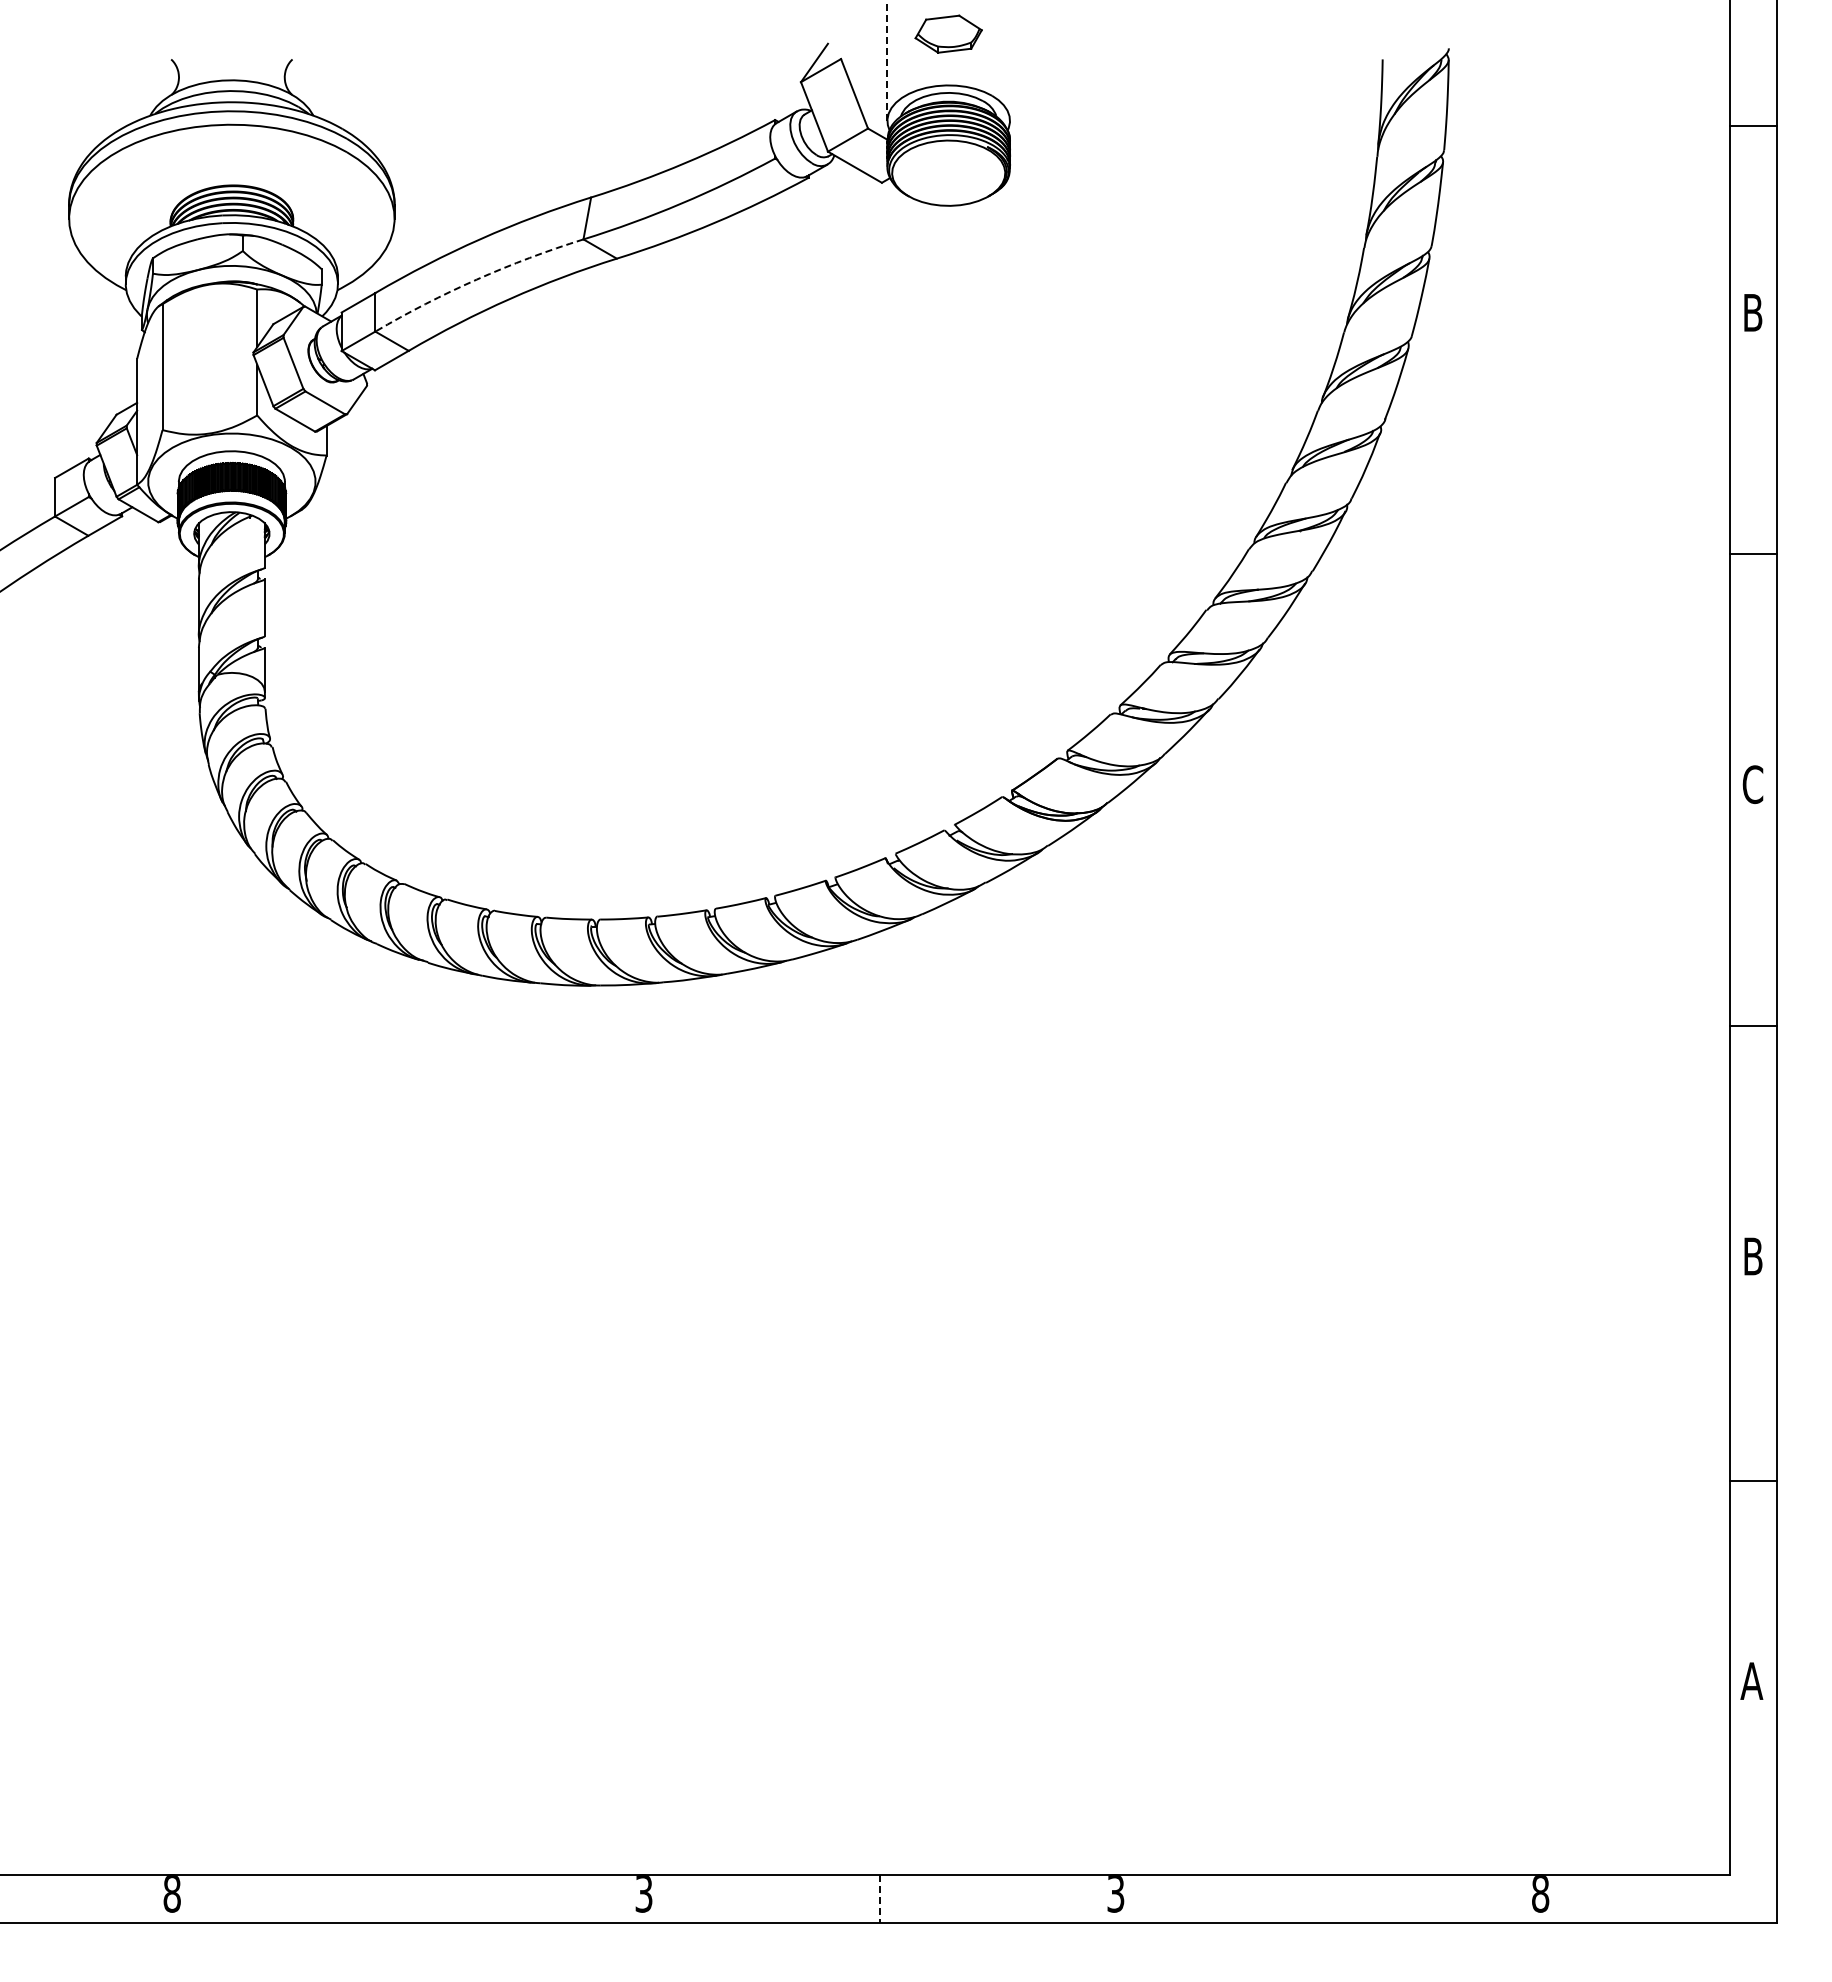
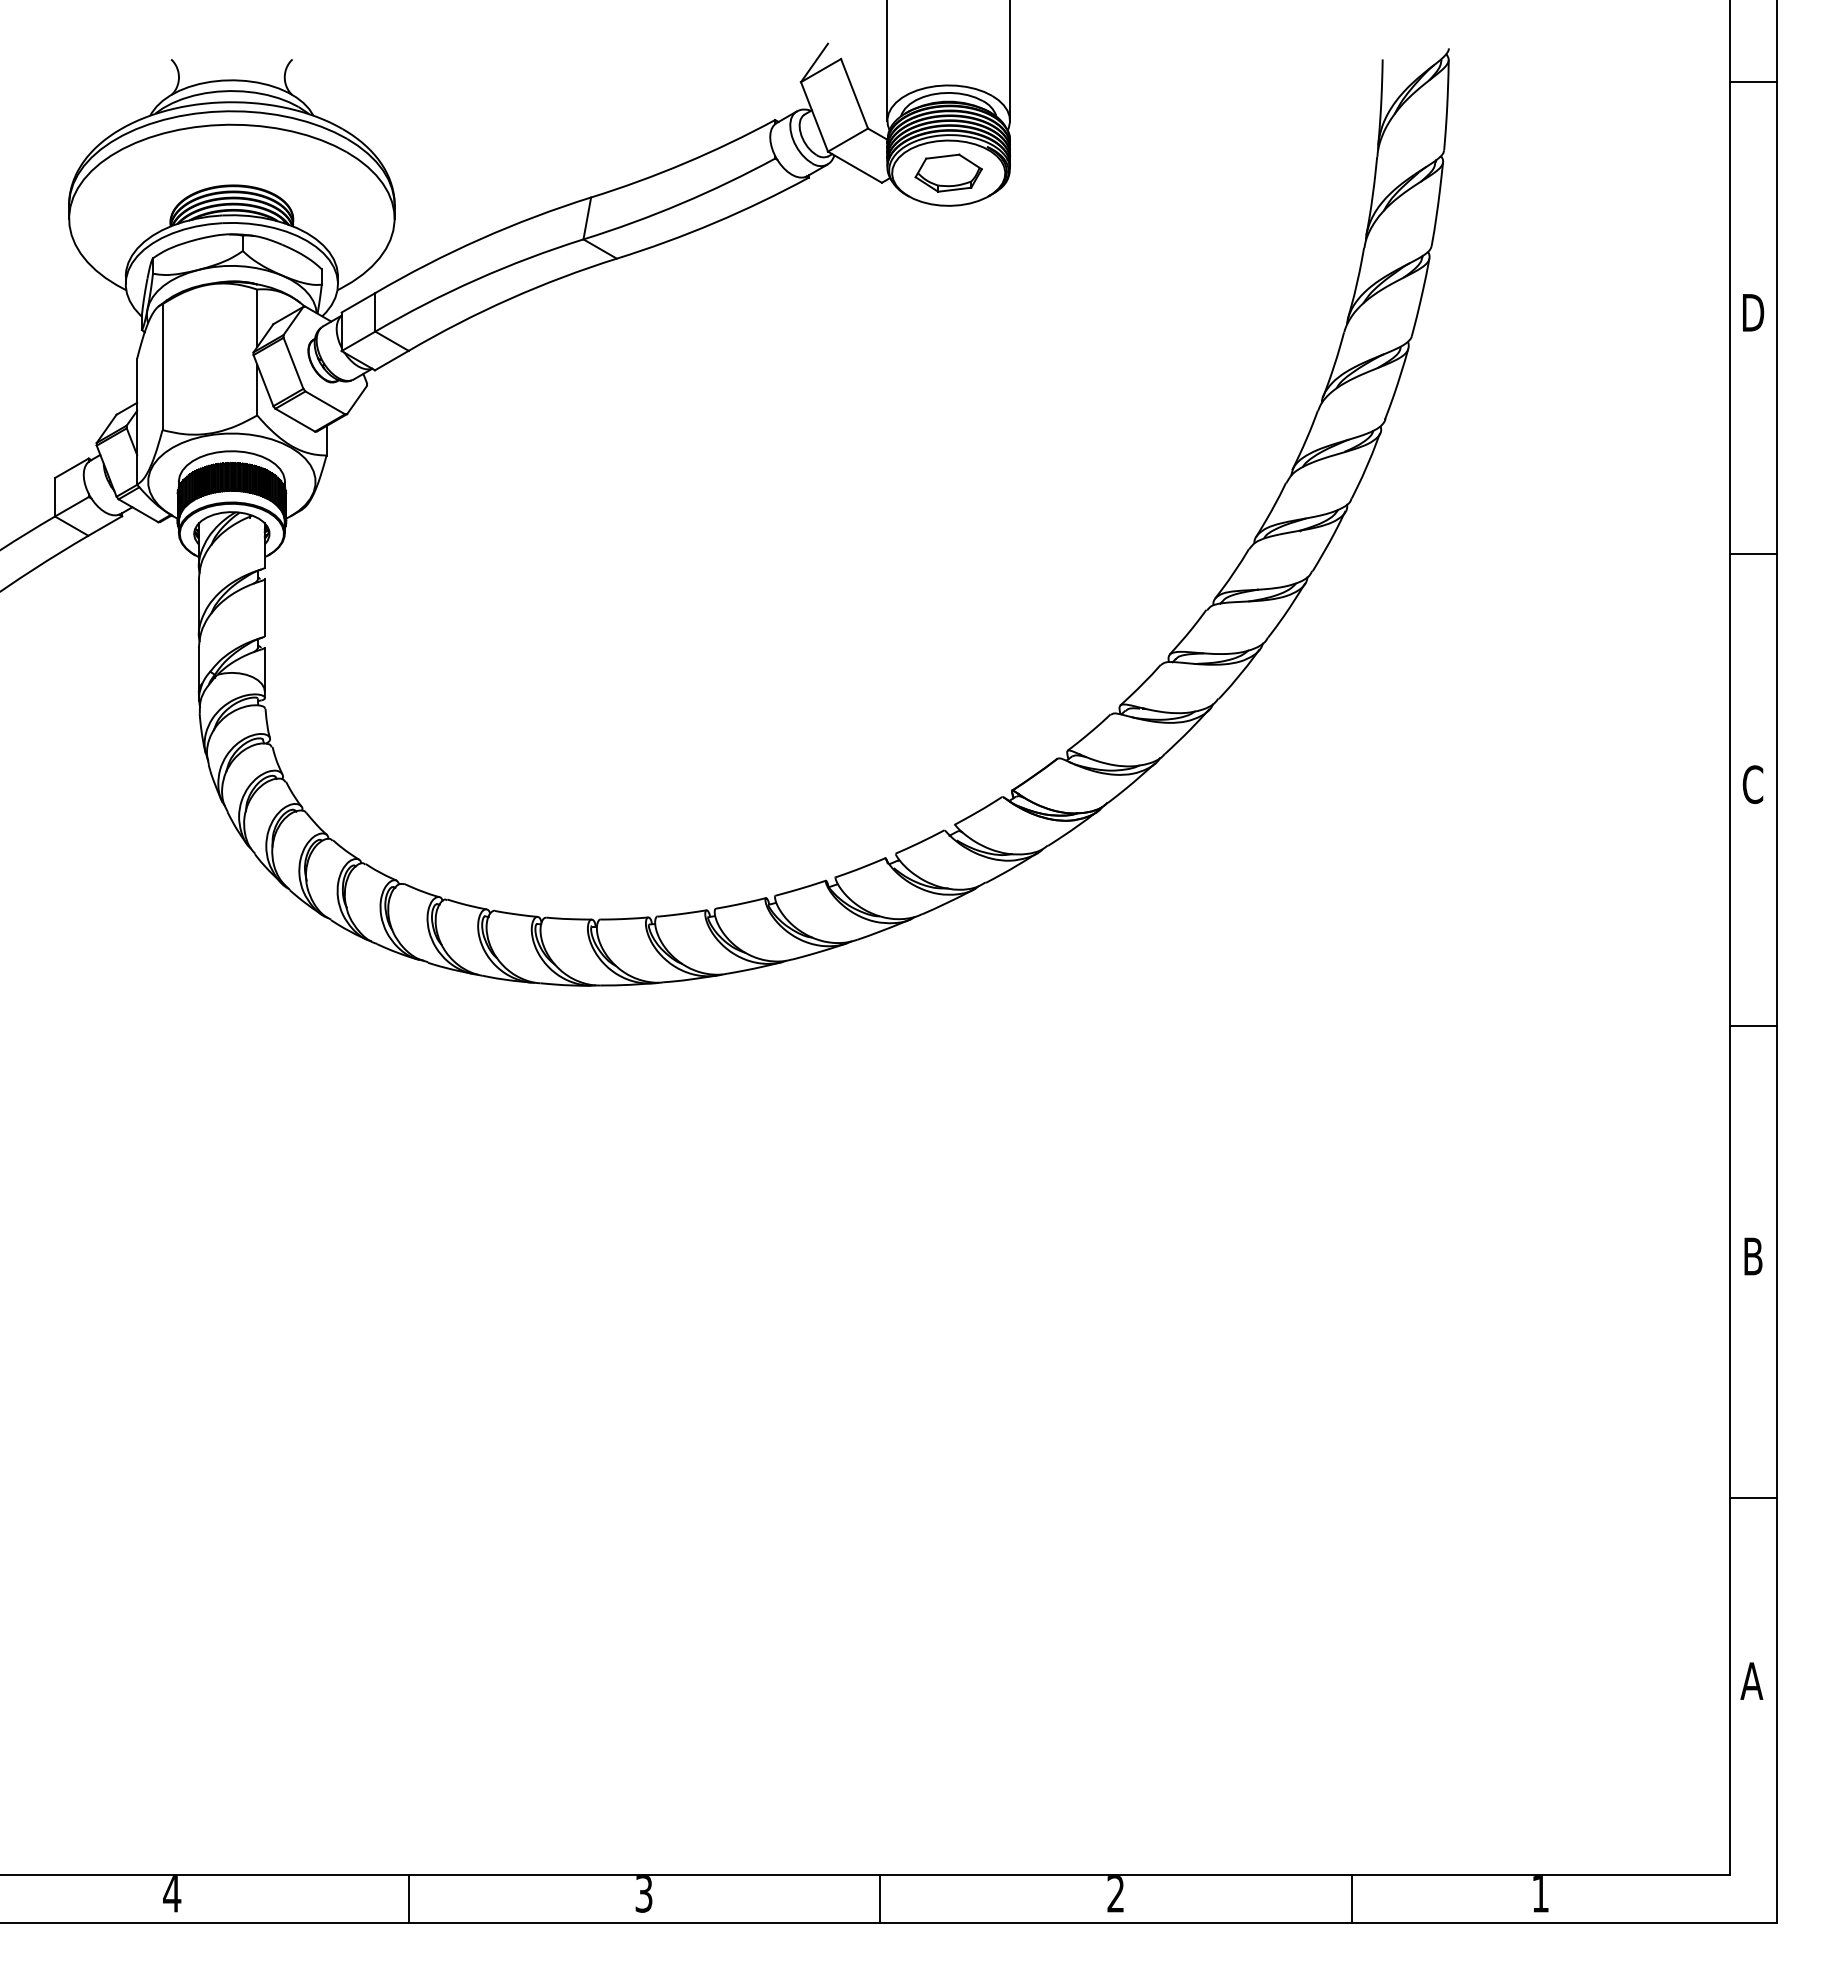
part position: (948, 33) -> (948, 172) (948, 172)
line: dashed -> solid (887, 61)
line: none -> present (1010, 61)
line position: (1752, 126) -> (1752, 82) (1752, 82)
arc: dashed -> solid (476, 279)
text: B -> D (1753, 312)
line position: (1752, 1480) -> (1752, 1497) (1752, 1497)
text: 8 -> 4 (172, 1894)
text: 3 -> 2 (1115, 1894)
text: 8 -> 1 (1540, 1894)
line: none -> present (408, 1898)
line: dashed -> solid (880, 1898)
line: none -> present (1352, 1898)
